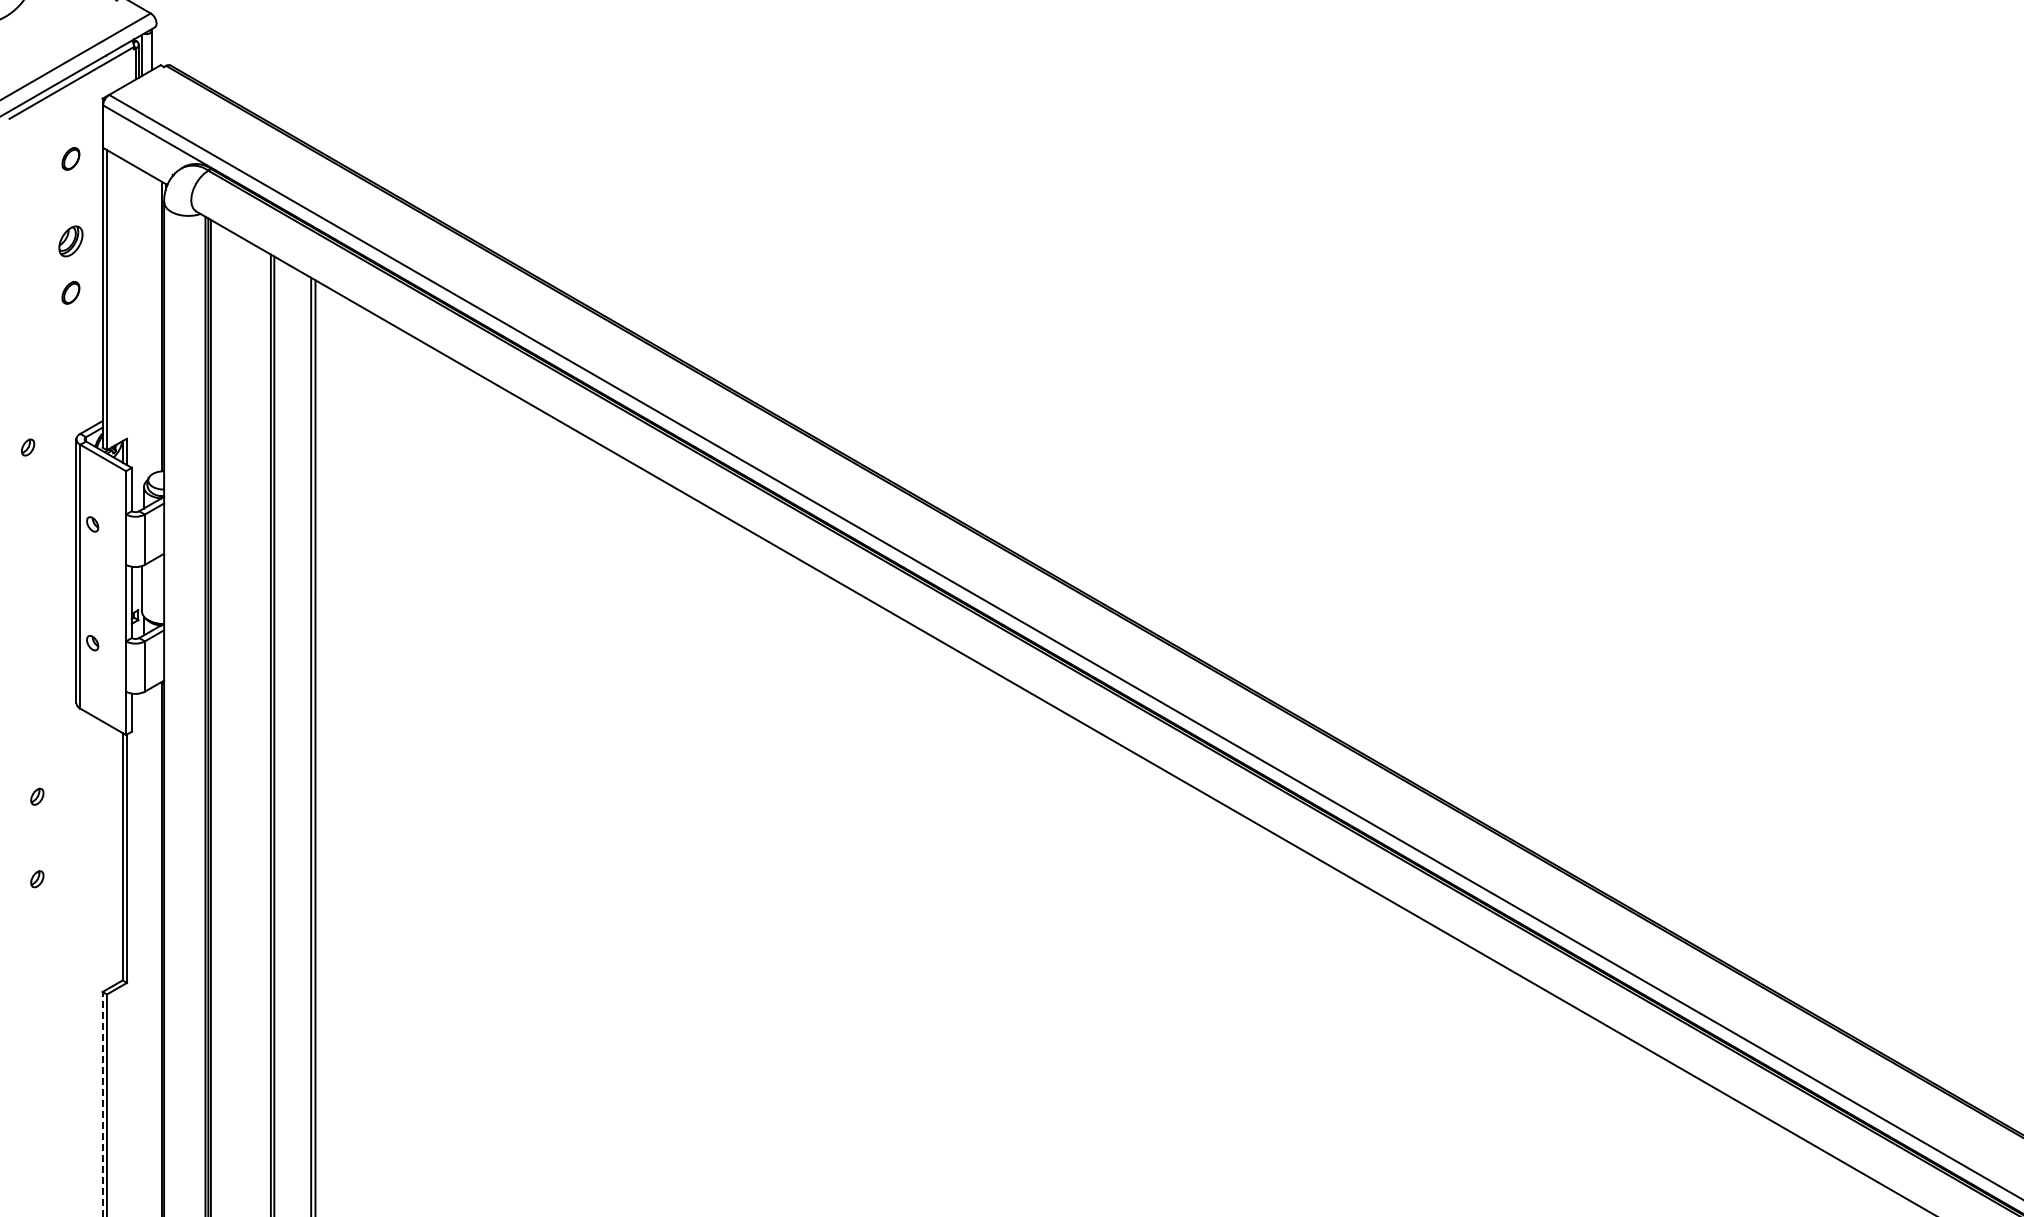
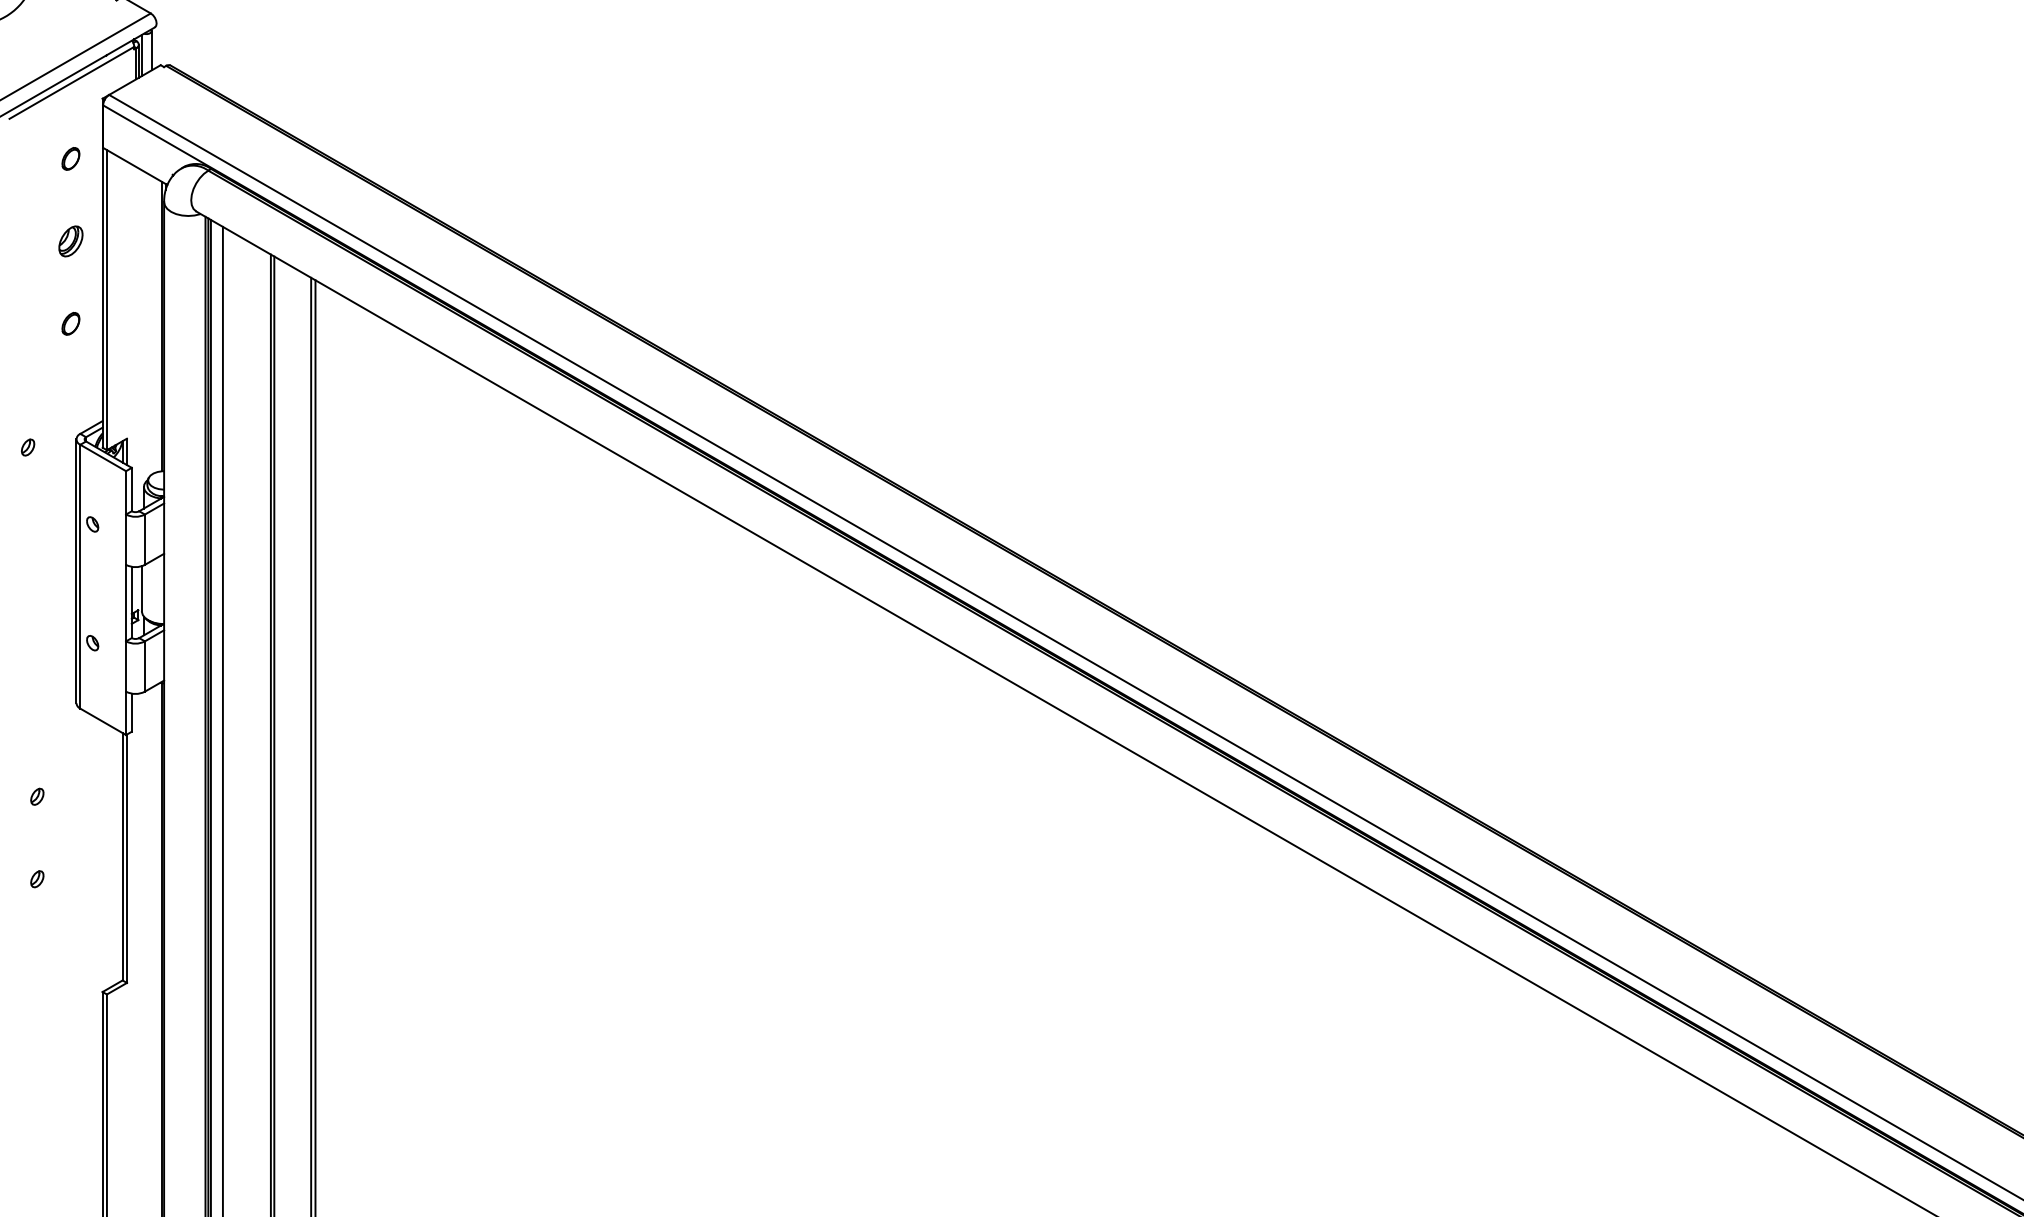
part position: (70, 292) -> (70, 323) (70, 323)
line: none -> present (222, 719)
line: dashed -> solid (102, 1104)
